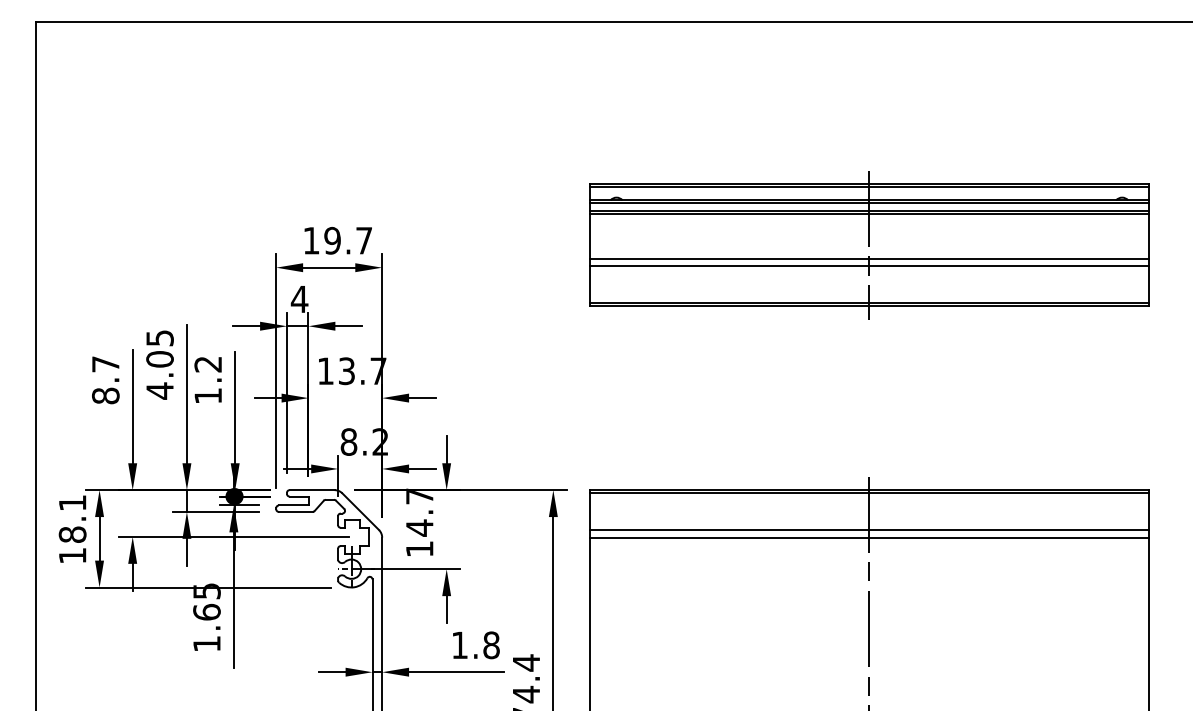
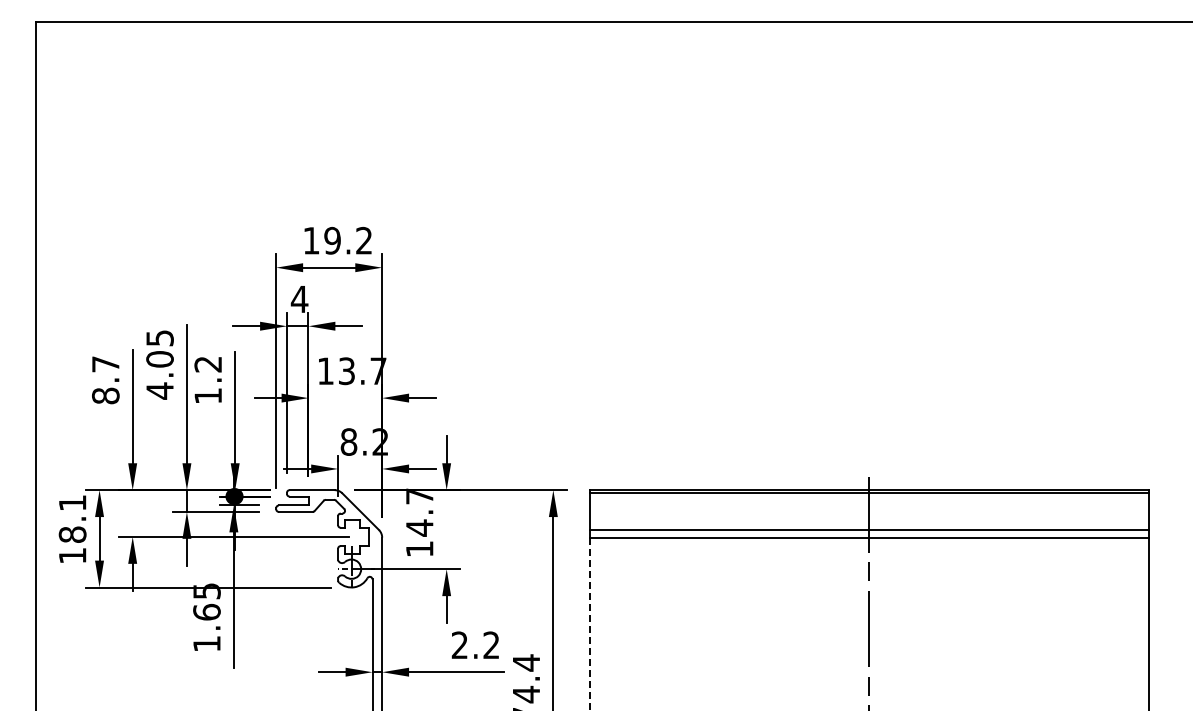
text: 19.7 -> 19.2 (363, 240)
part: present -> none (869, 245)
line: solid -> dashed (589, 624)
text: 1.8 -> 2.2 (475, 645)
